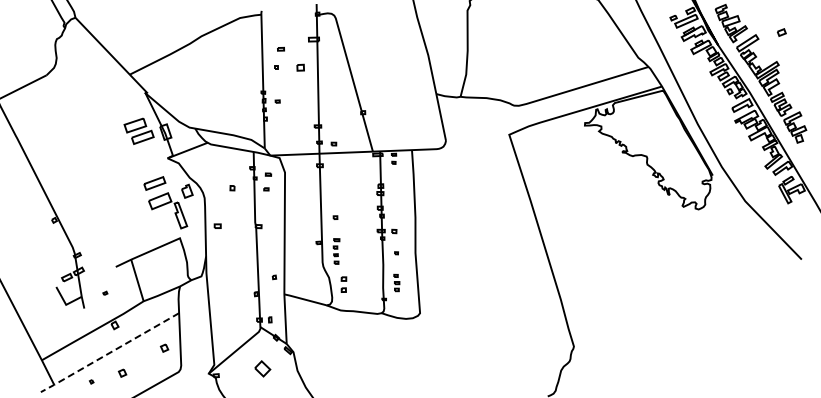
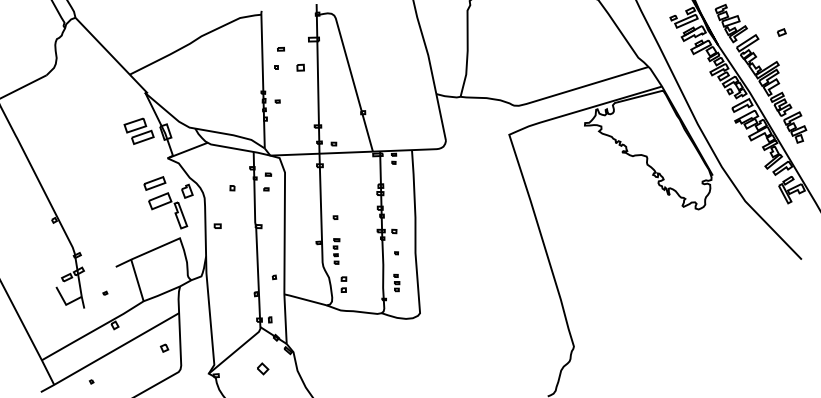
line: dashed -> solid (109, 353)
part size: 18x18 px -> 13x14 px (263, 368)
part: present -> none (122, 372)
